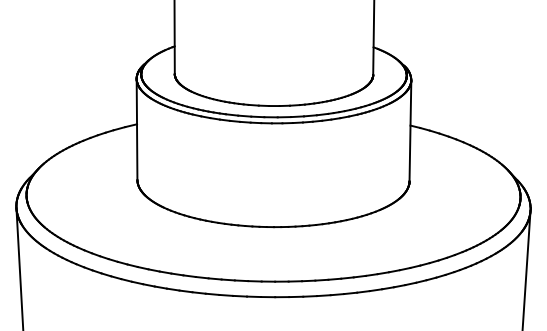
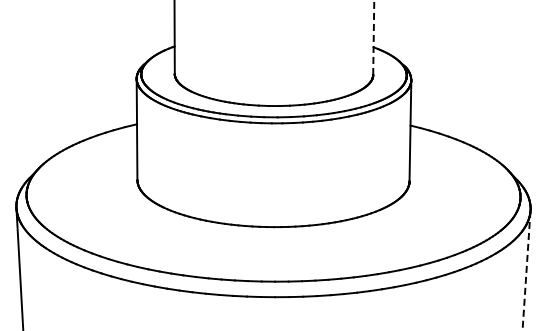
line: solid -> dashed (373, 37)
line: solid -> dashed (526, 270)
